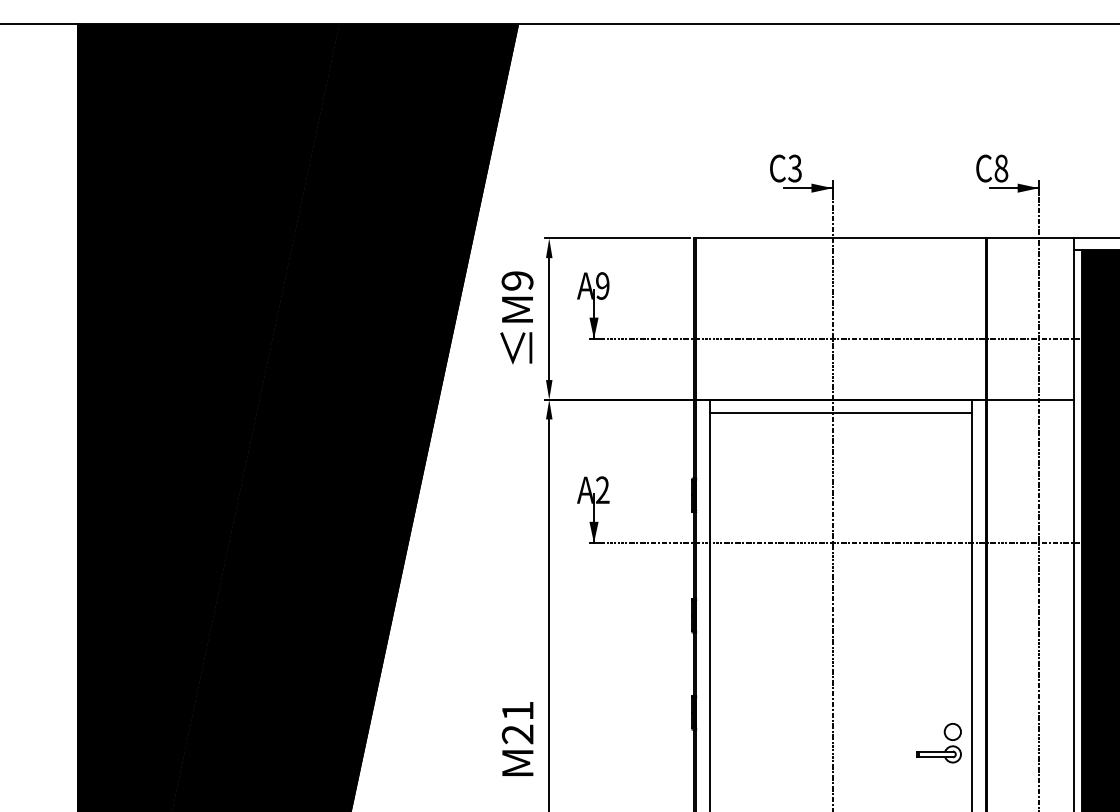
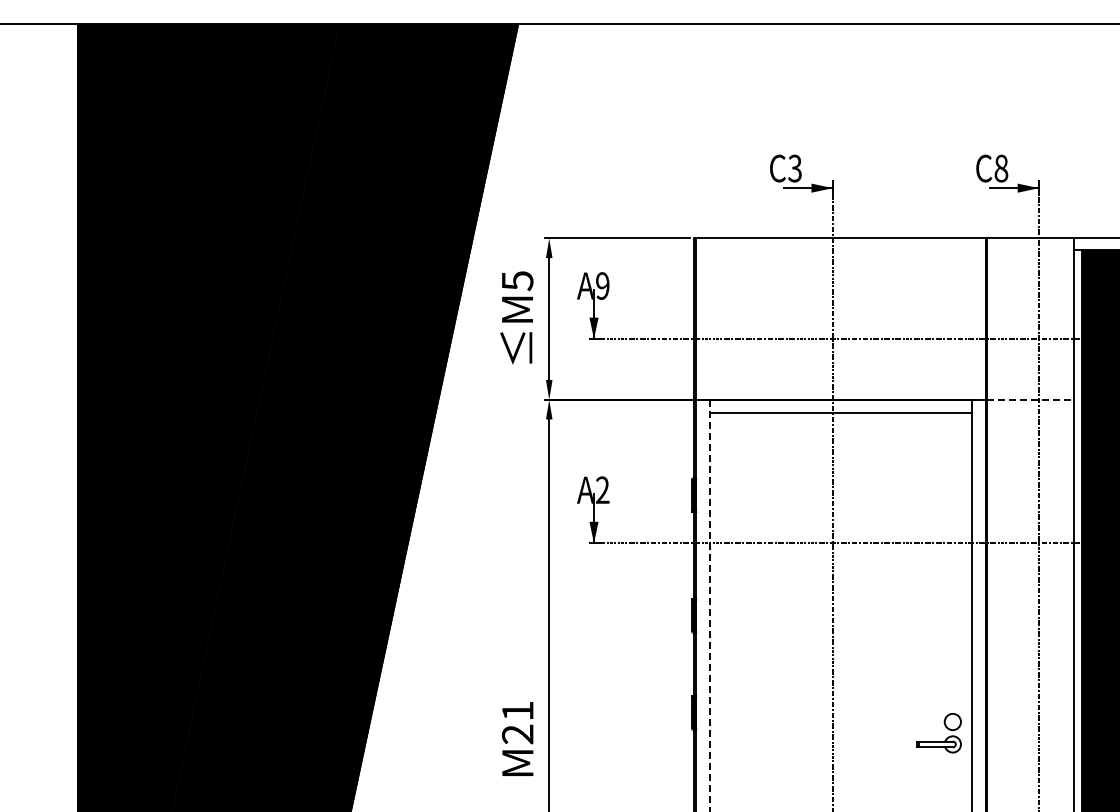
text: M9 -> M5 (517, 281)
line: solid -> dashed (1030, 399)
line: solid -> dashed (709, 605)
part position: (938, 751) -> (938, 741) (938, 741)
